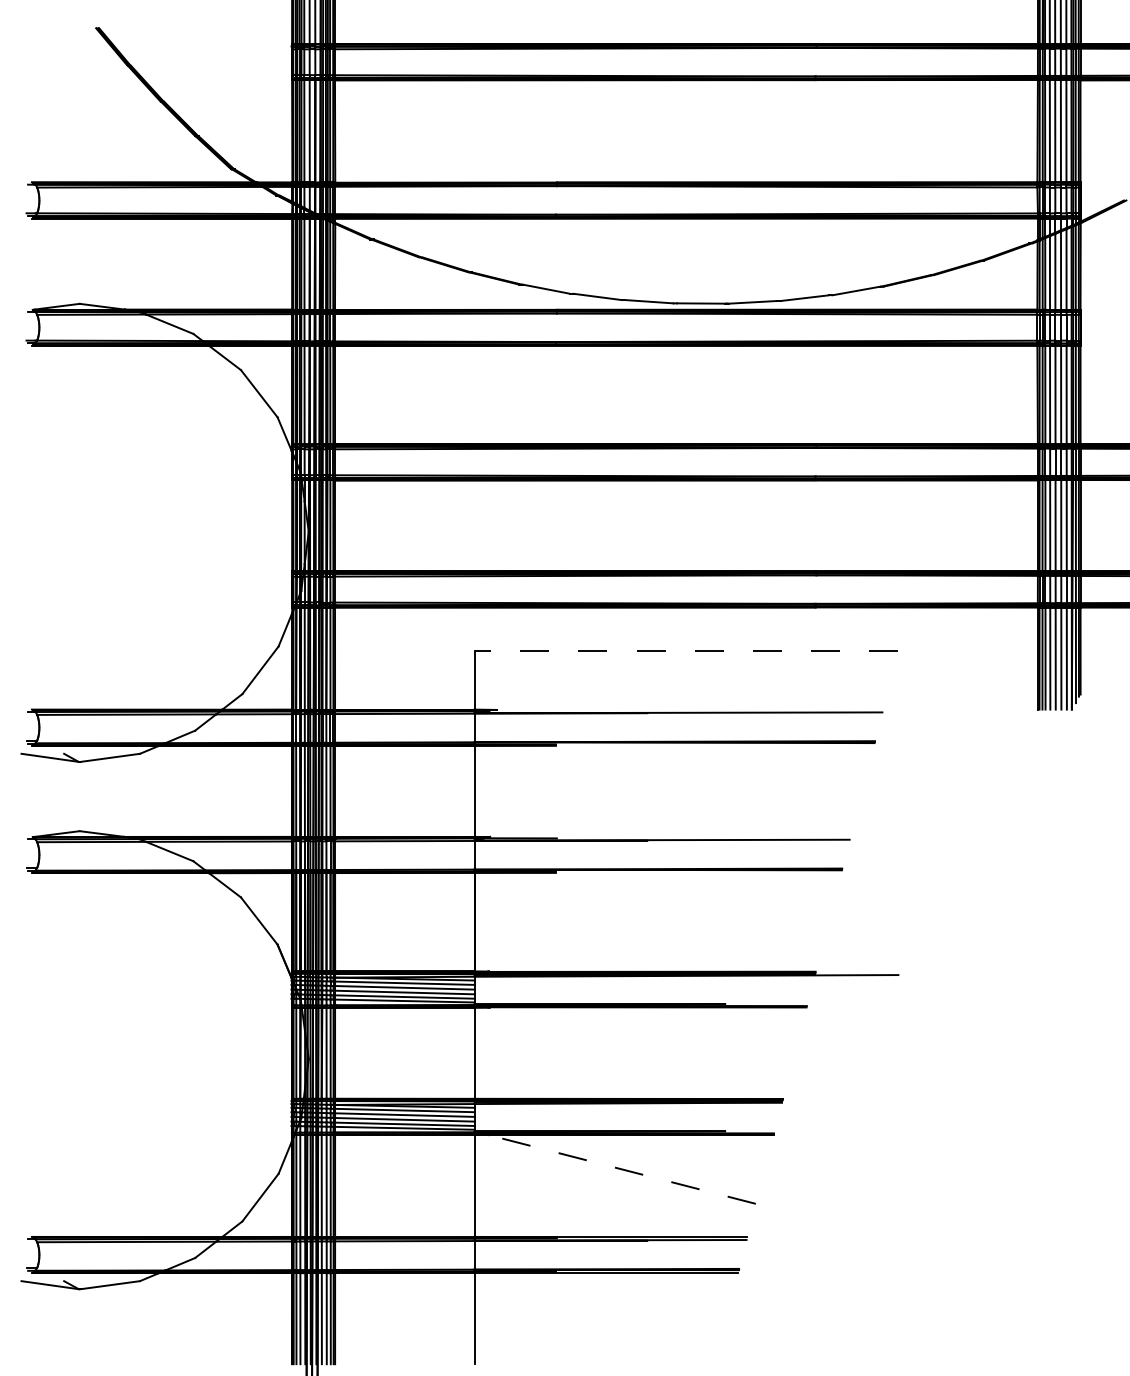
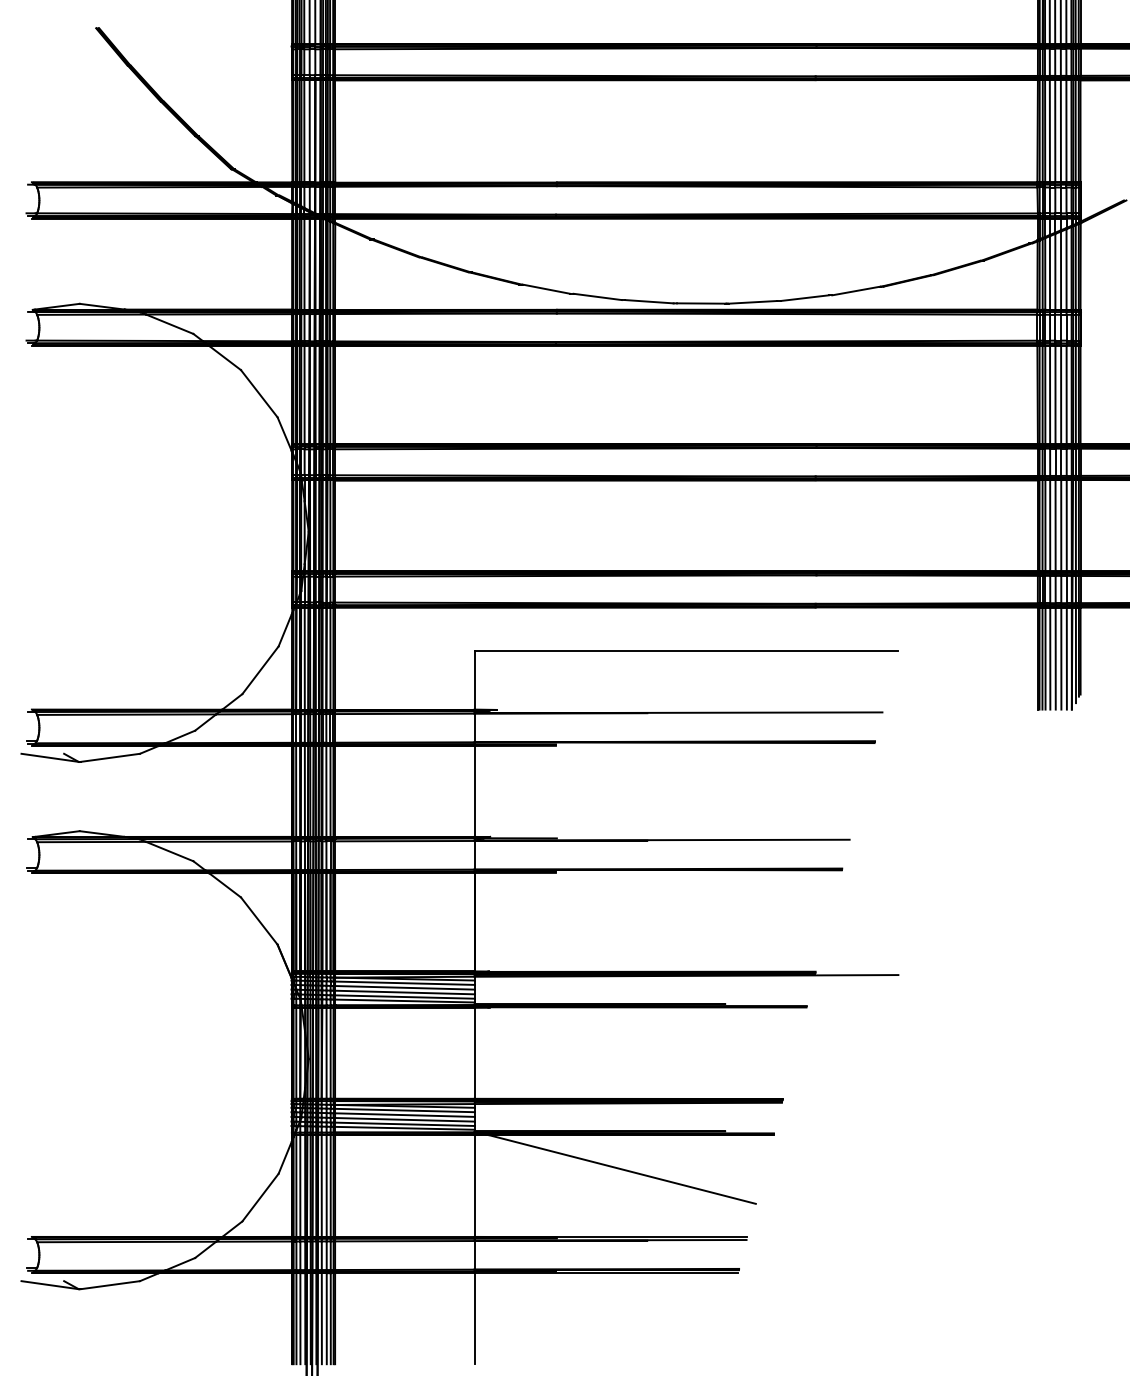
line: dashed -> solid (686, 650)
line: dashed -> solid (622, 1169)
